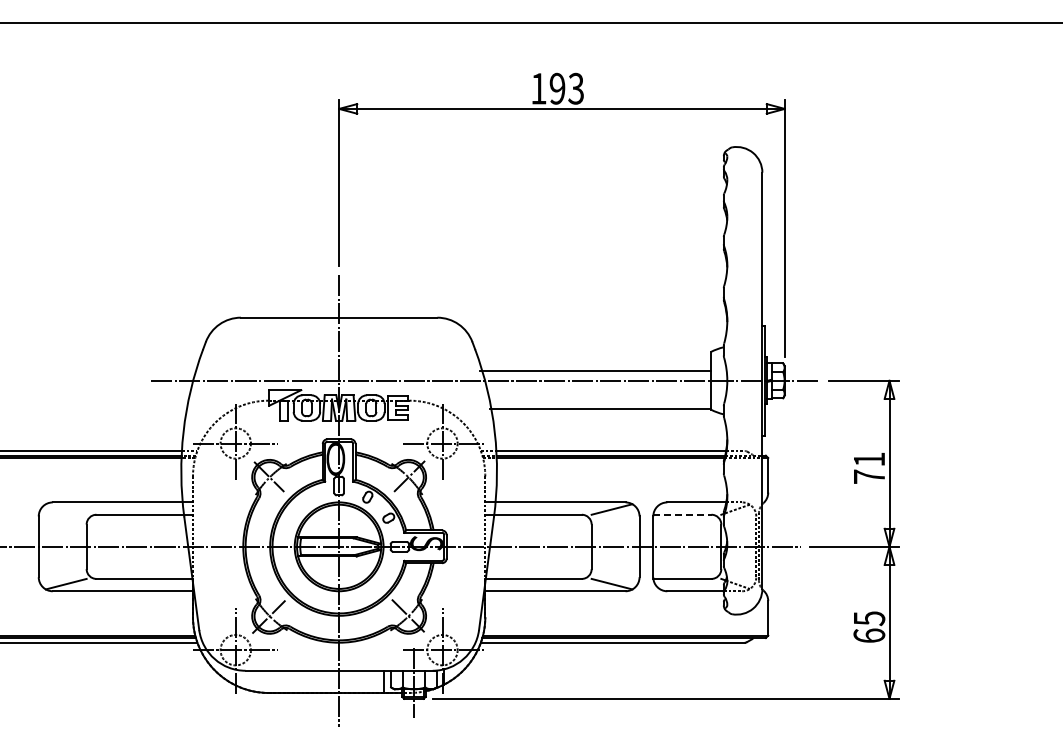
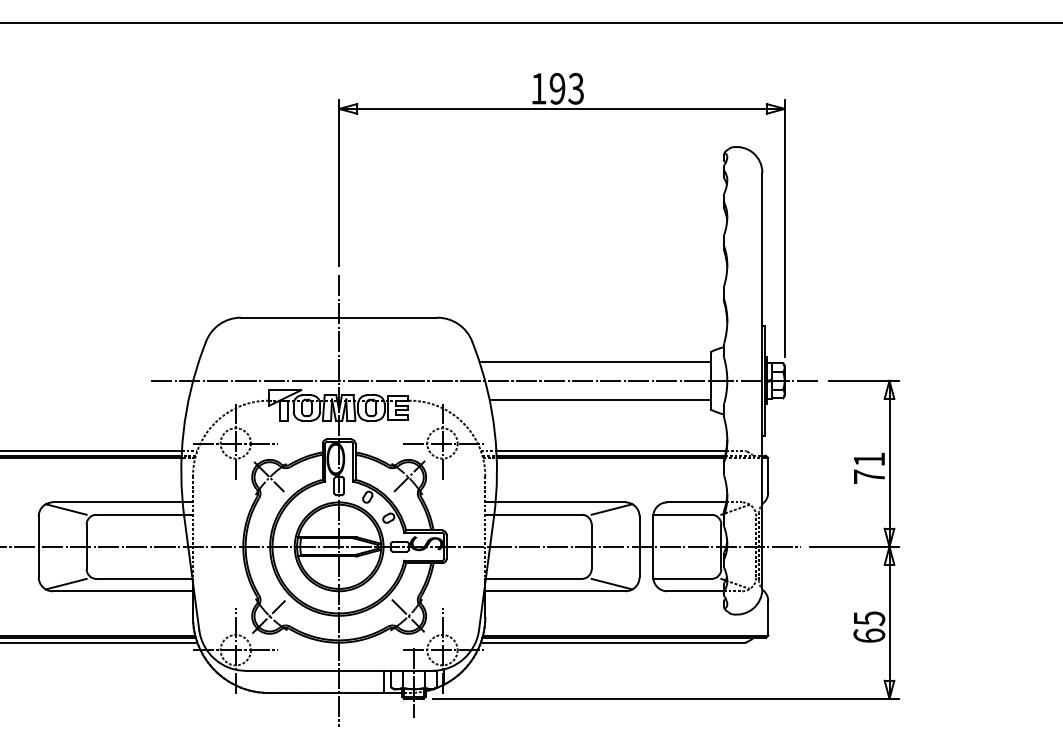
line position: (594, 371) -> (594, 362) (594, 362)
line position: (599, 408) -> (599, 399) (599, 399)
line: none -> present (65, 509)
line: dashed -> solid (682, 514)
